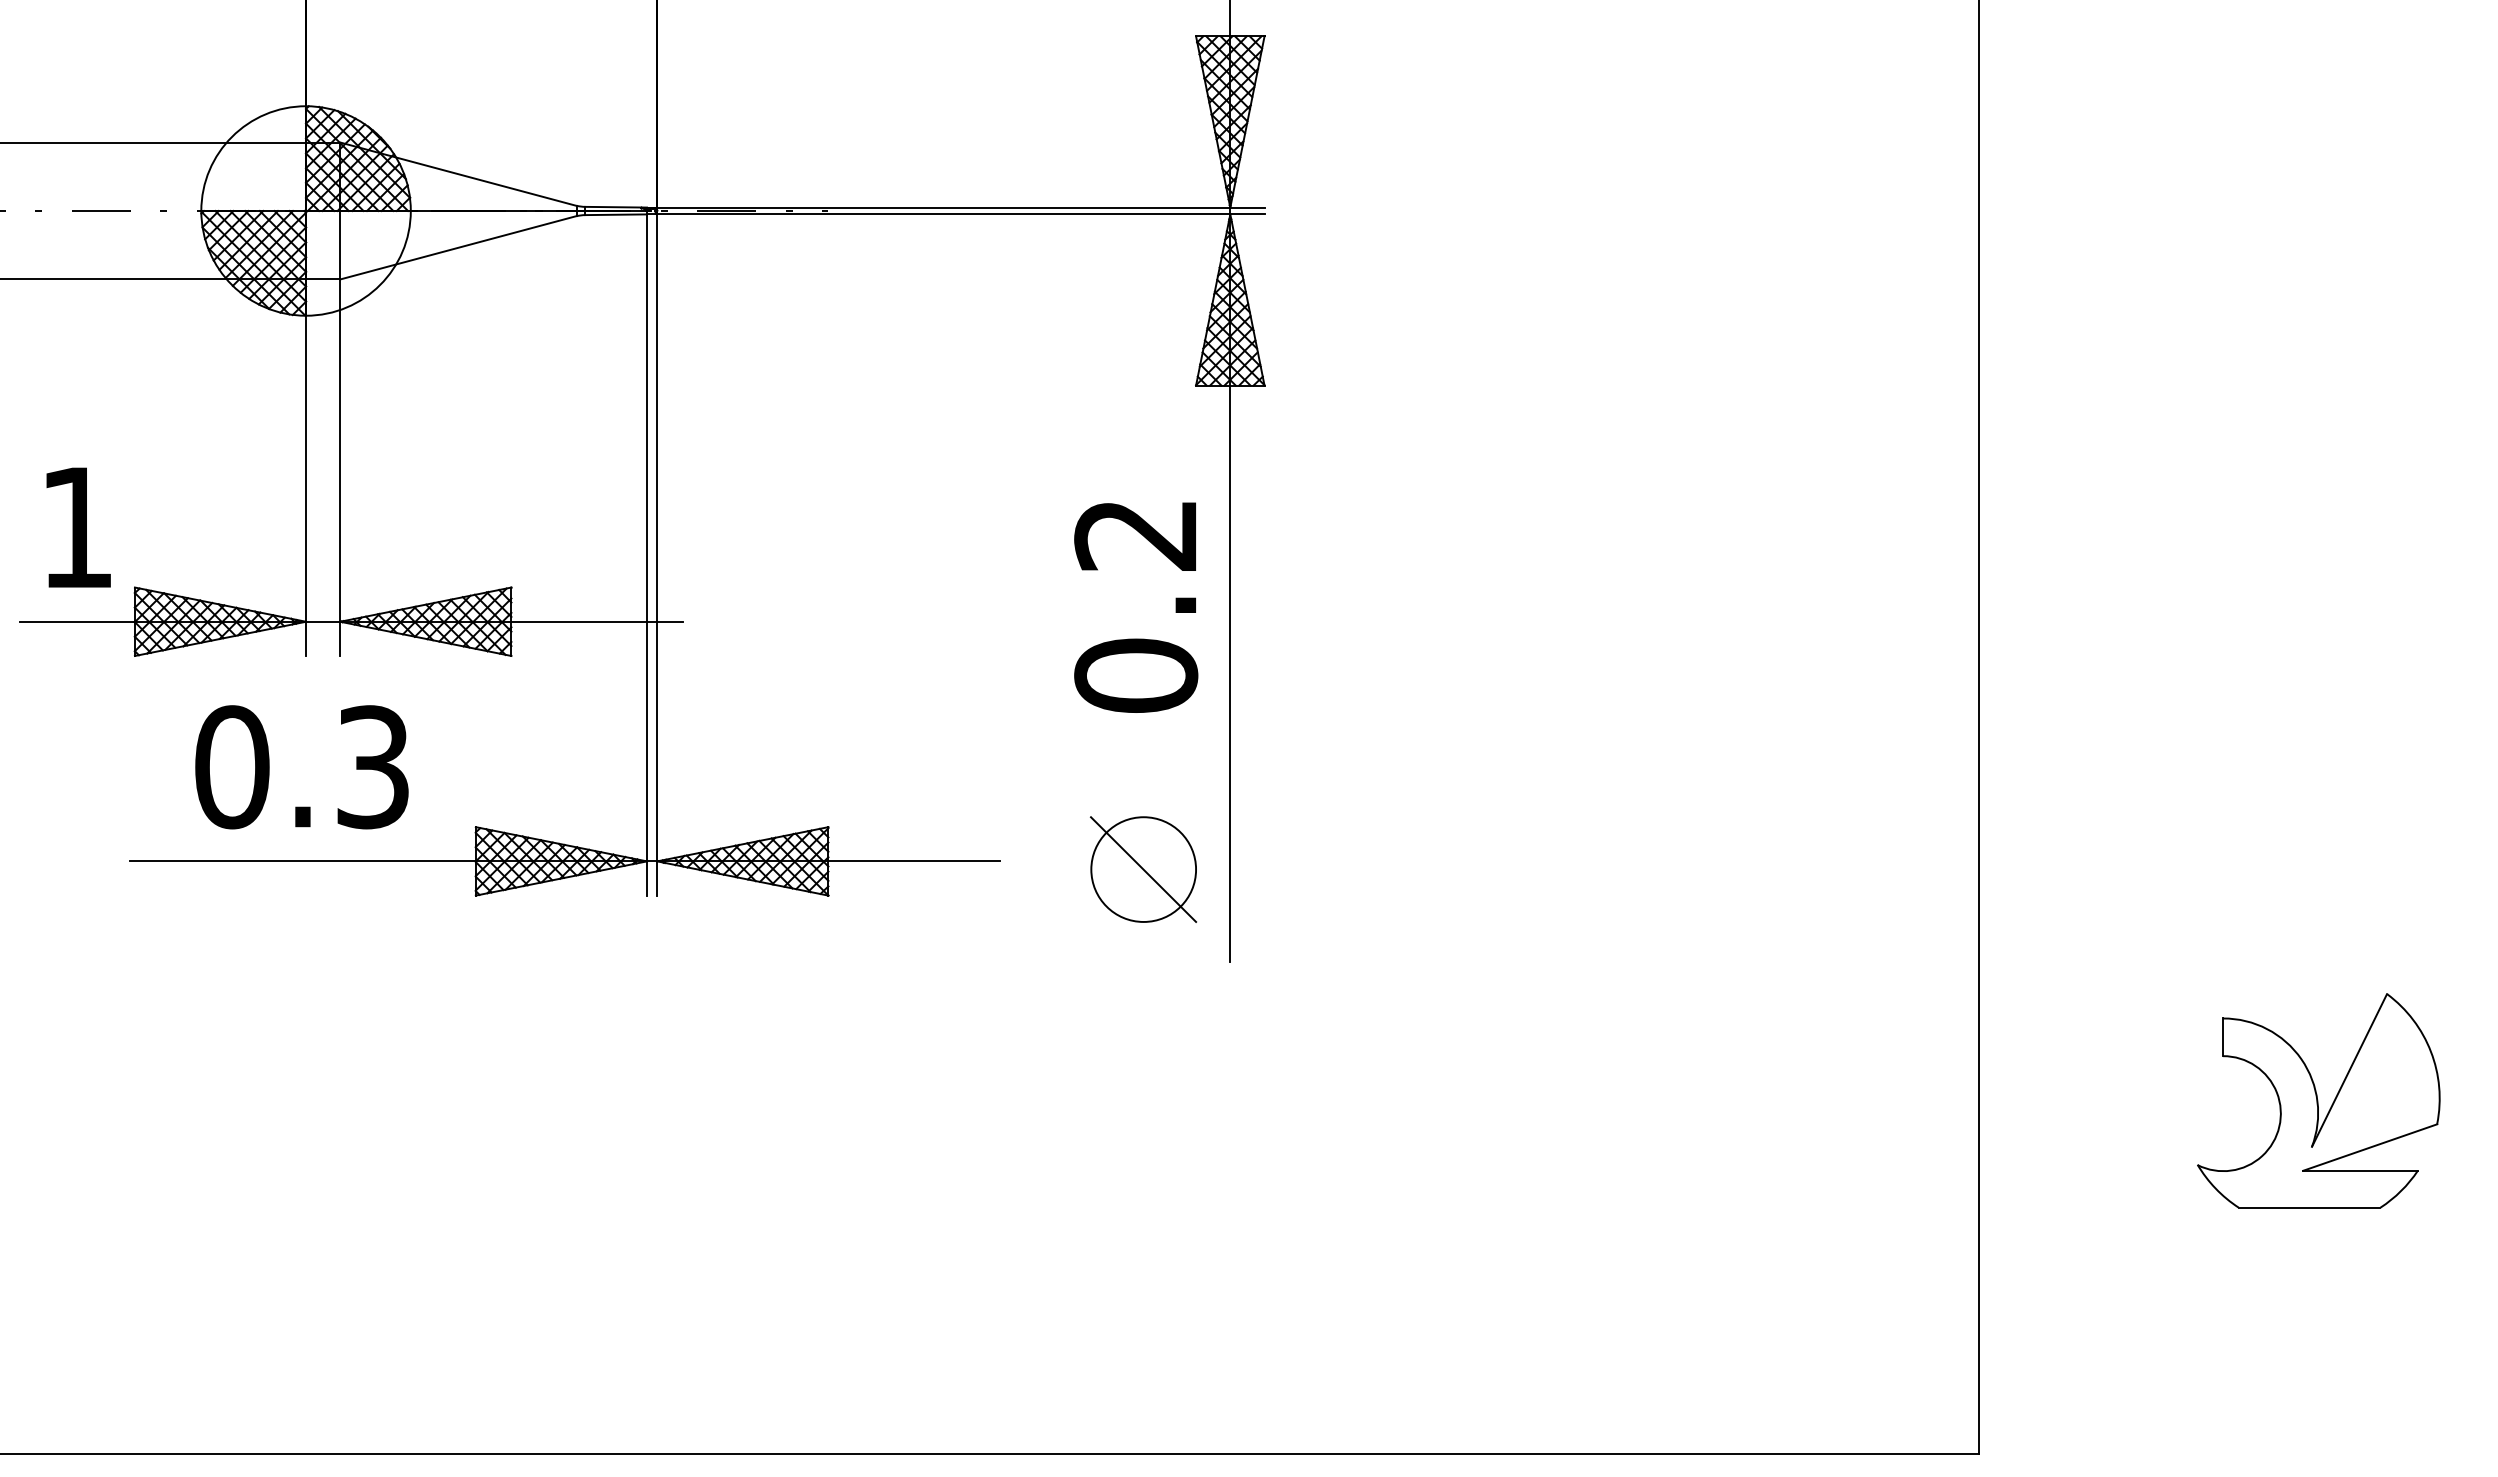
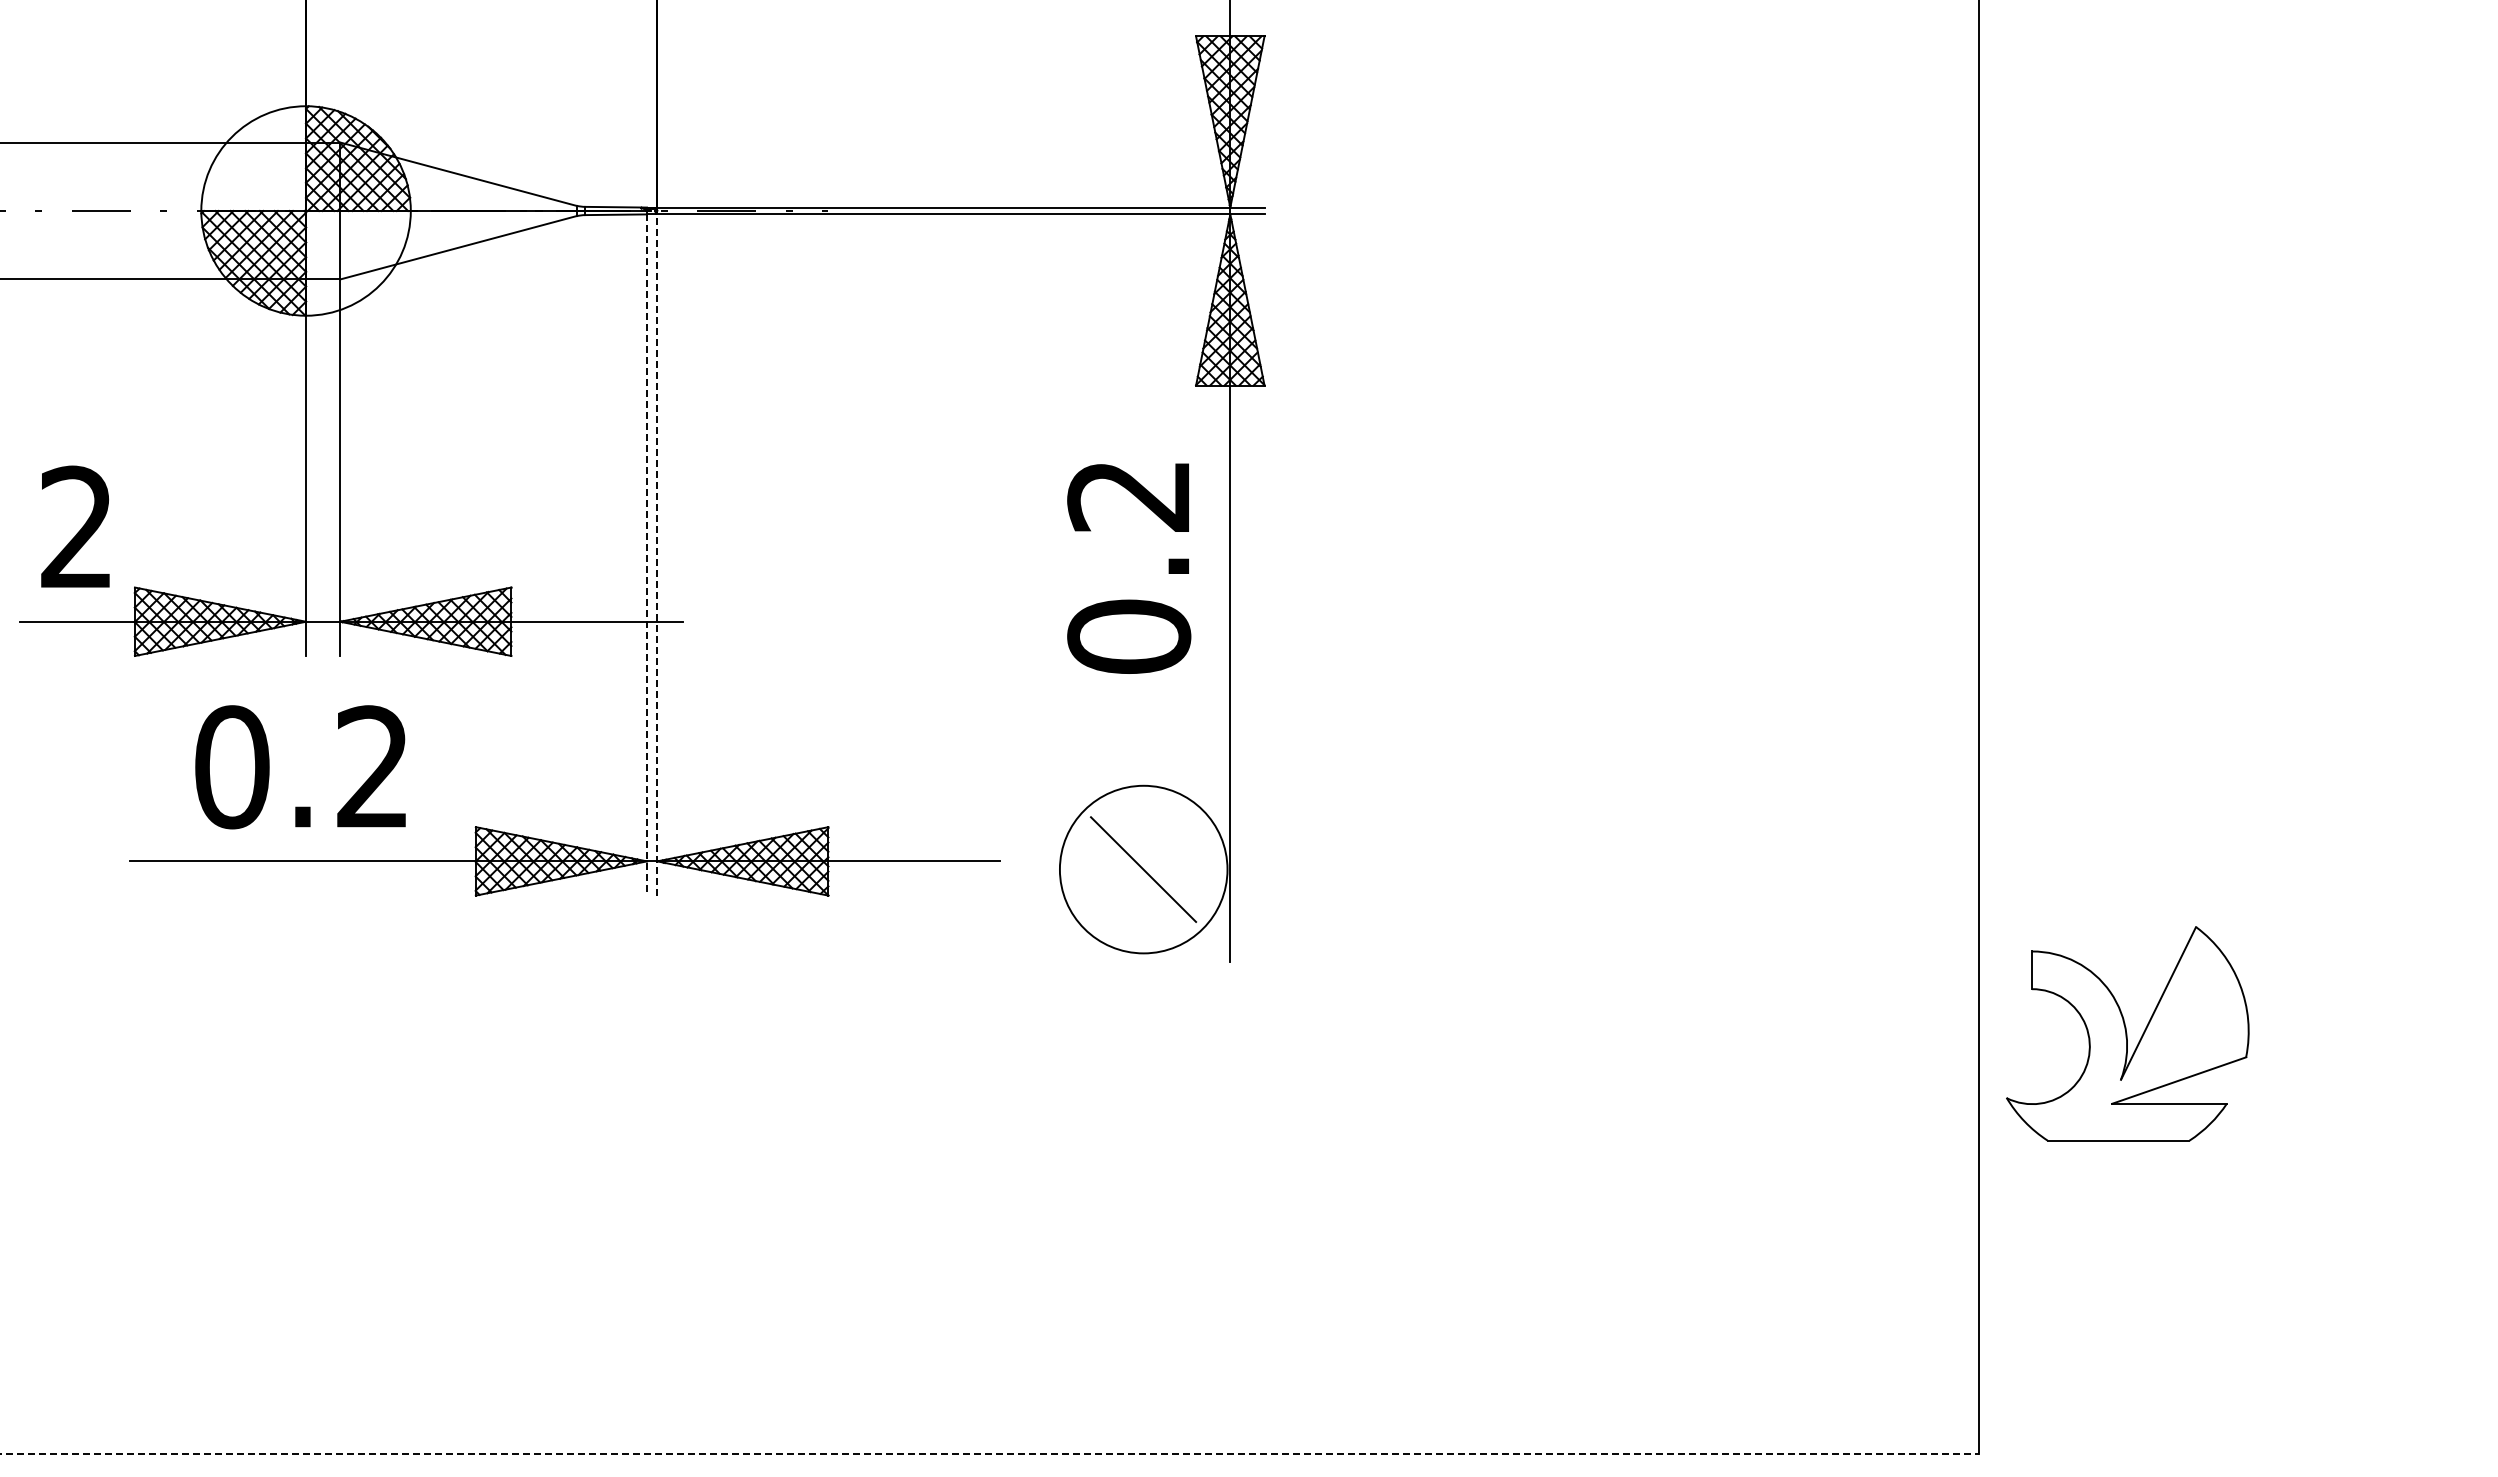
text: 1 -> 2 (75, 526)
line: solid -> dashed (647, 555)
line: solid -> dashed (657, 555)
text position: (1136, 607) -> (1129, 568) (1129, 568)
text: 0.3 -> 0.2 (372, 767)
circle diameter: 105 px -> 168 px (1143, 869)
part position: (2318, 1100) -> (2127, 1033) (2127, 1033)
line: solid -> dashed (989, 1453)
